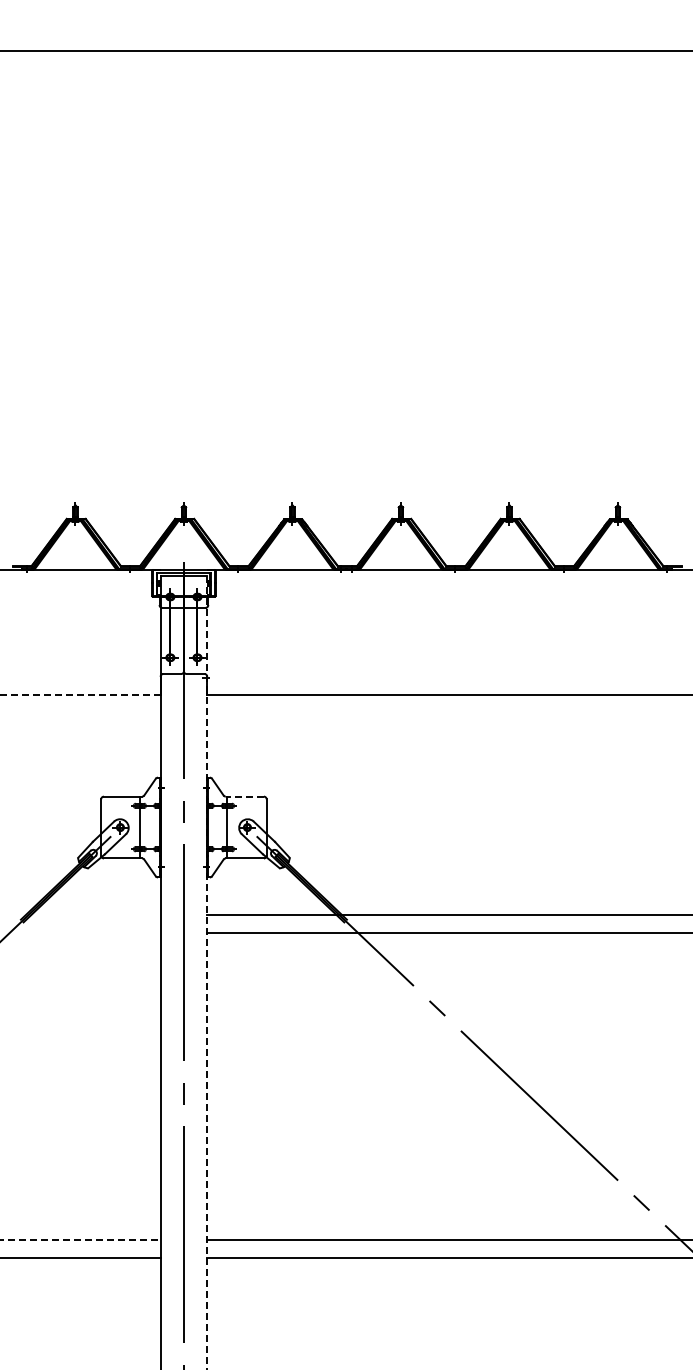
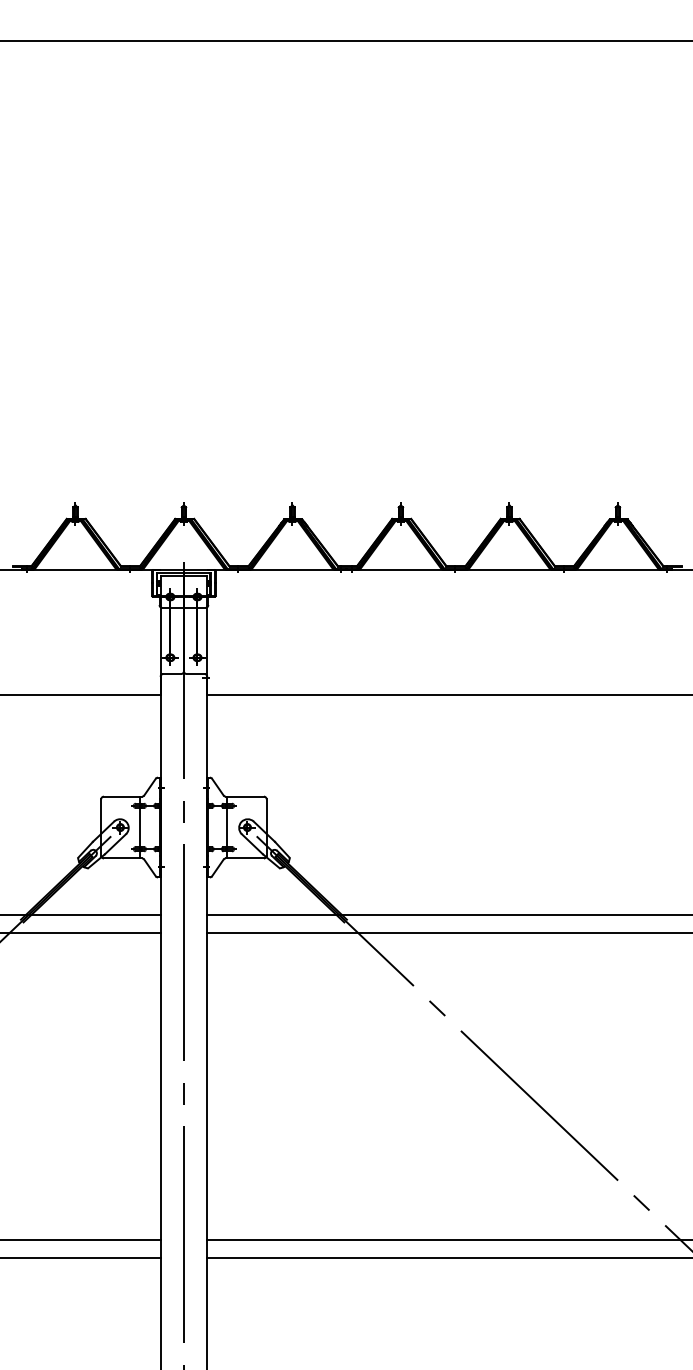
line position: (345, 51) -> (345, 41) (345, 41)
line: dashed -> solid (80, 694)
line: dashed -> solid (244, 796)
line: none -> present (81, 914)
line: none -> present (81, 932)
line: dashed -> solid (206, 972)
line: dashed -> solid (80, 1240)
